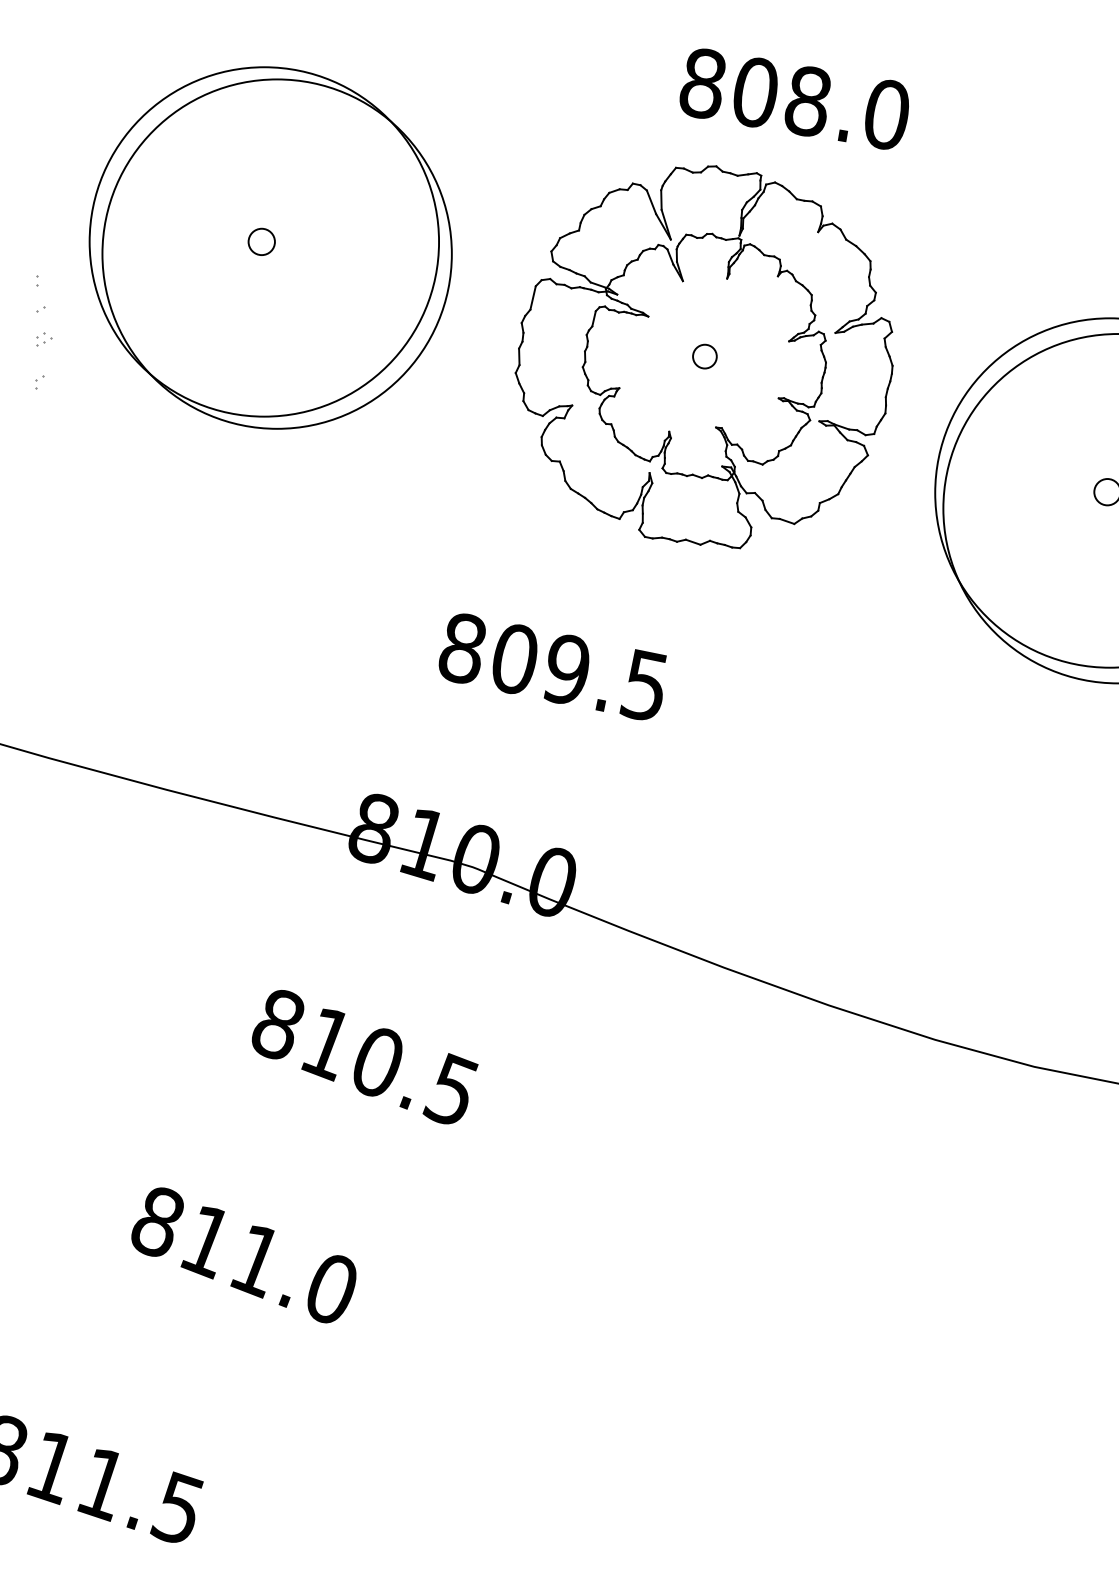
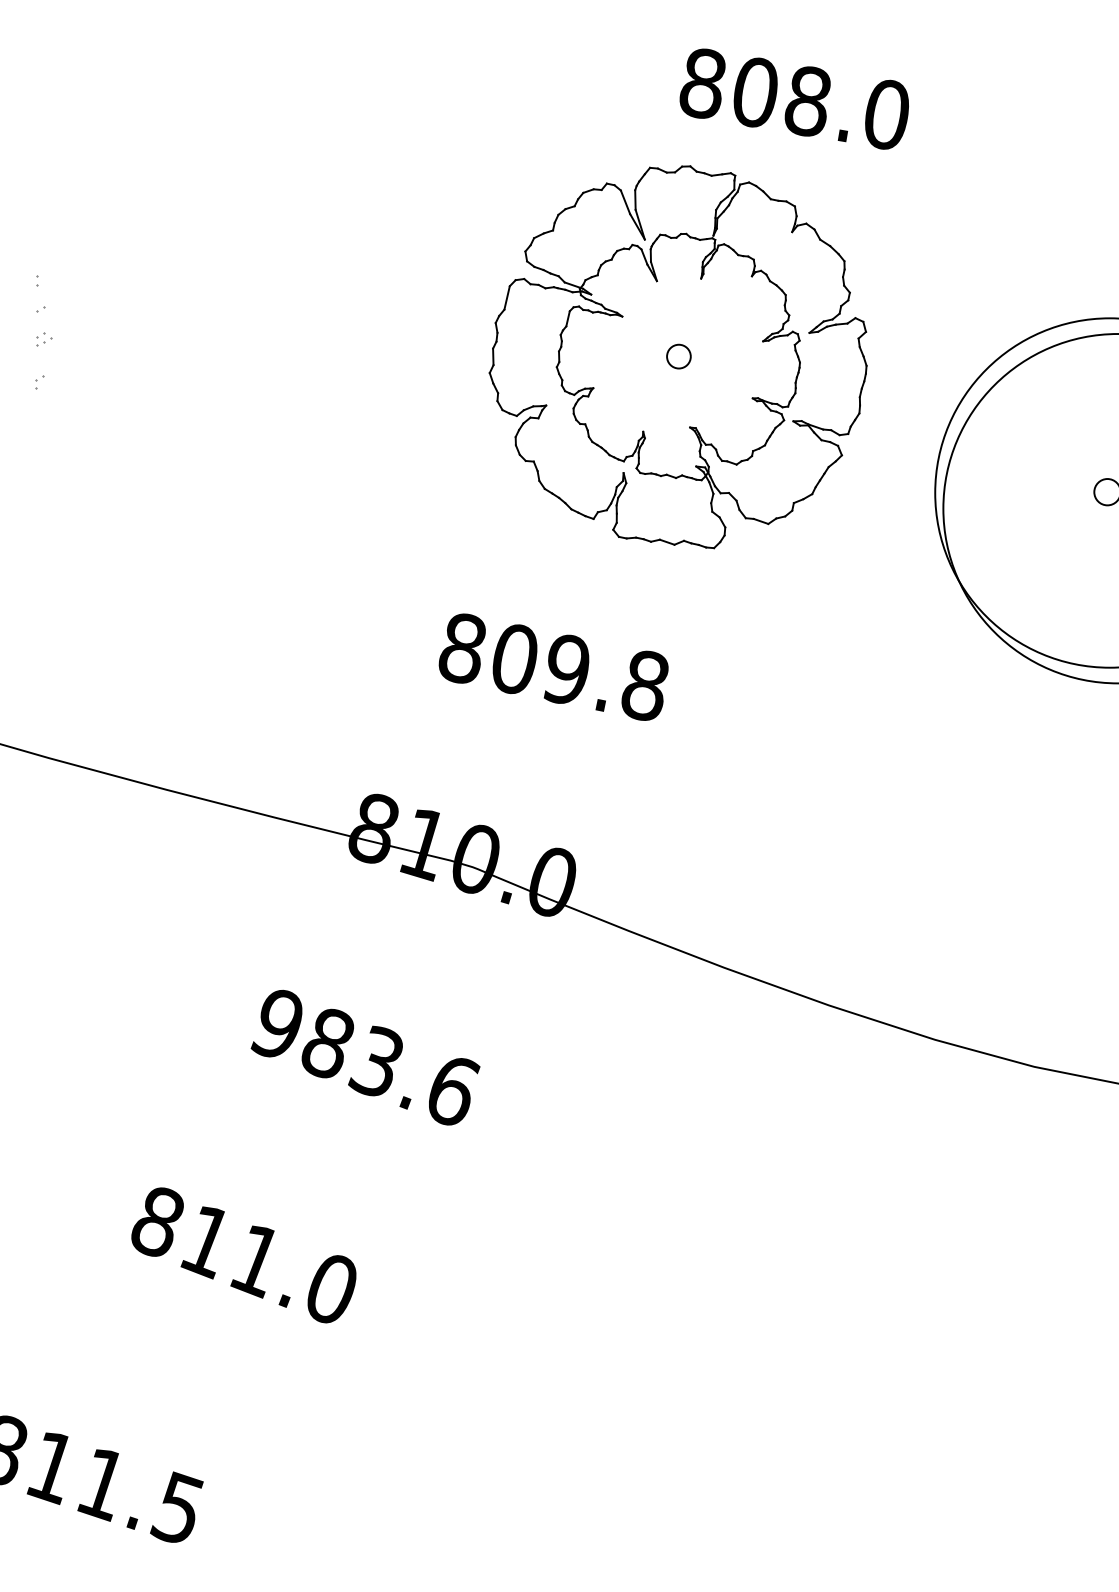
part: present -> none (270, 247)
part position: (703, 357) -> (677, 357) (677, 357)
text: 809.5 -> 809.8 (643, 684)
text: 810.5 -> 983.6 (365, 1057)
